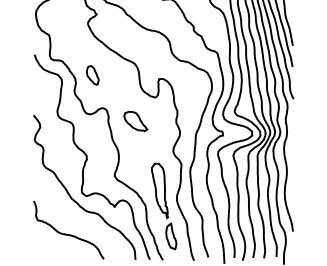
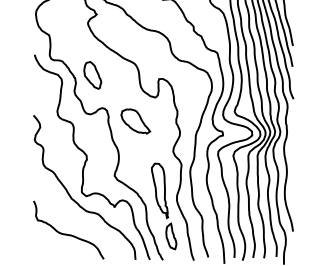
part size: 14x21 px -> 20x29 px (92, 75)
part size: 26x23 px -> 32x27 px (135, 121)
